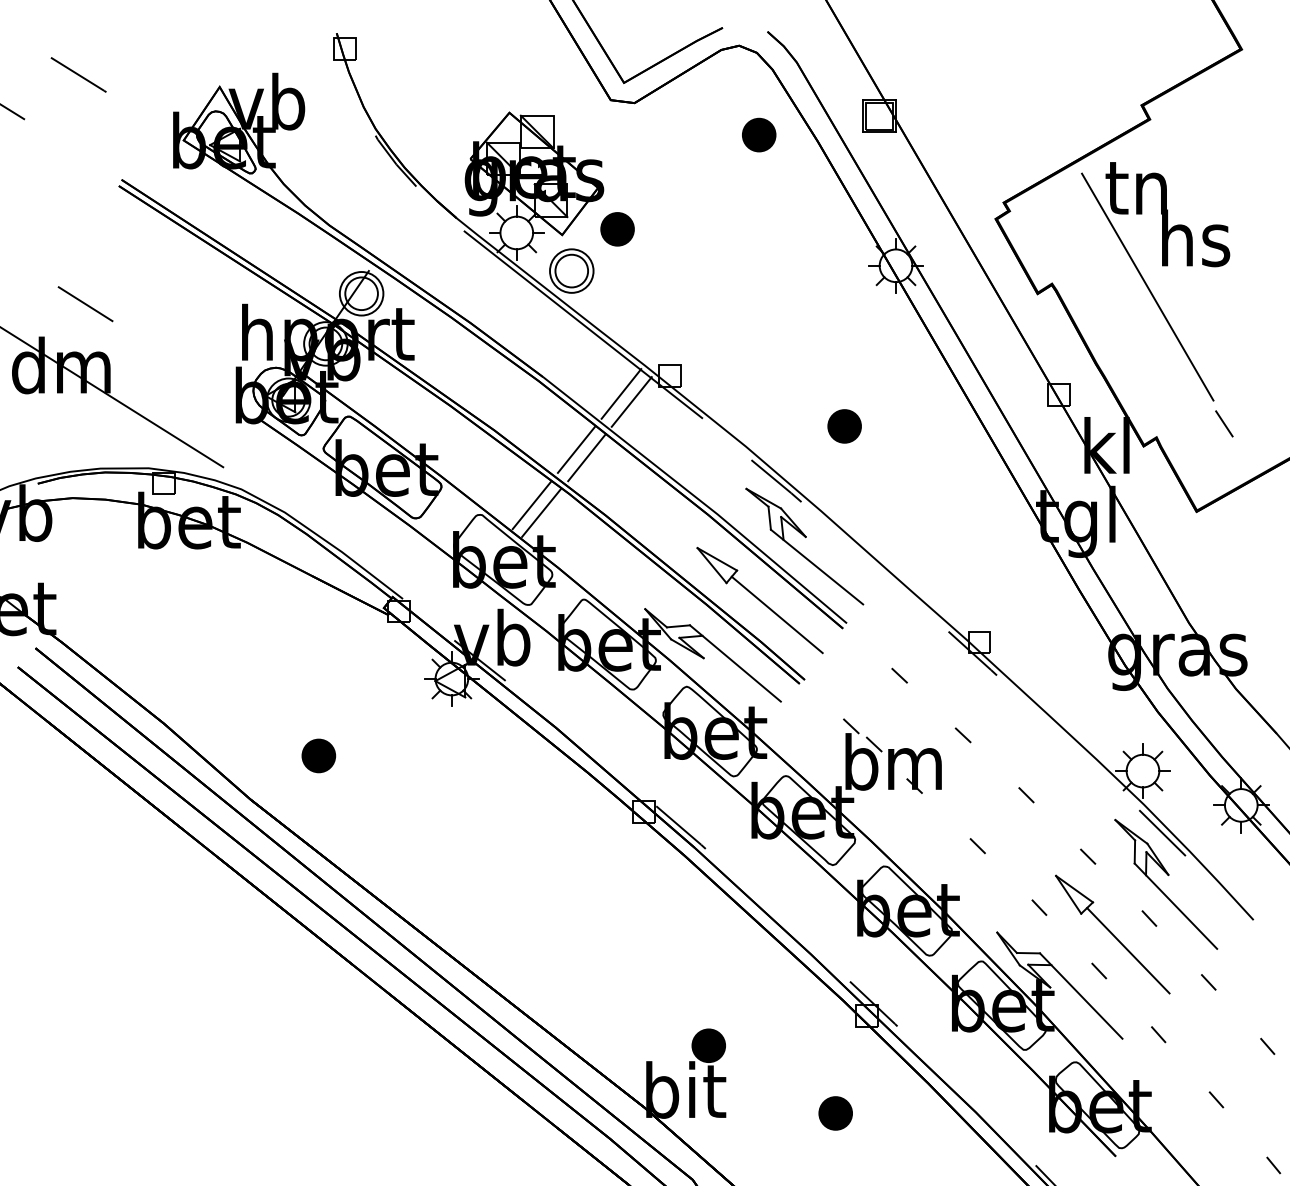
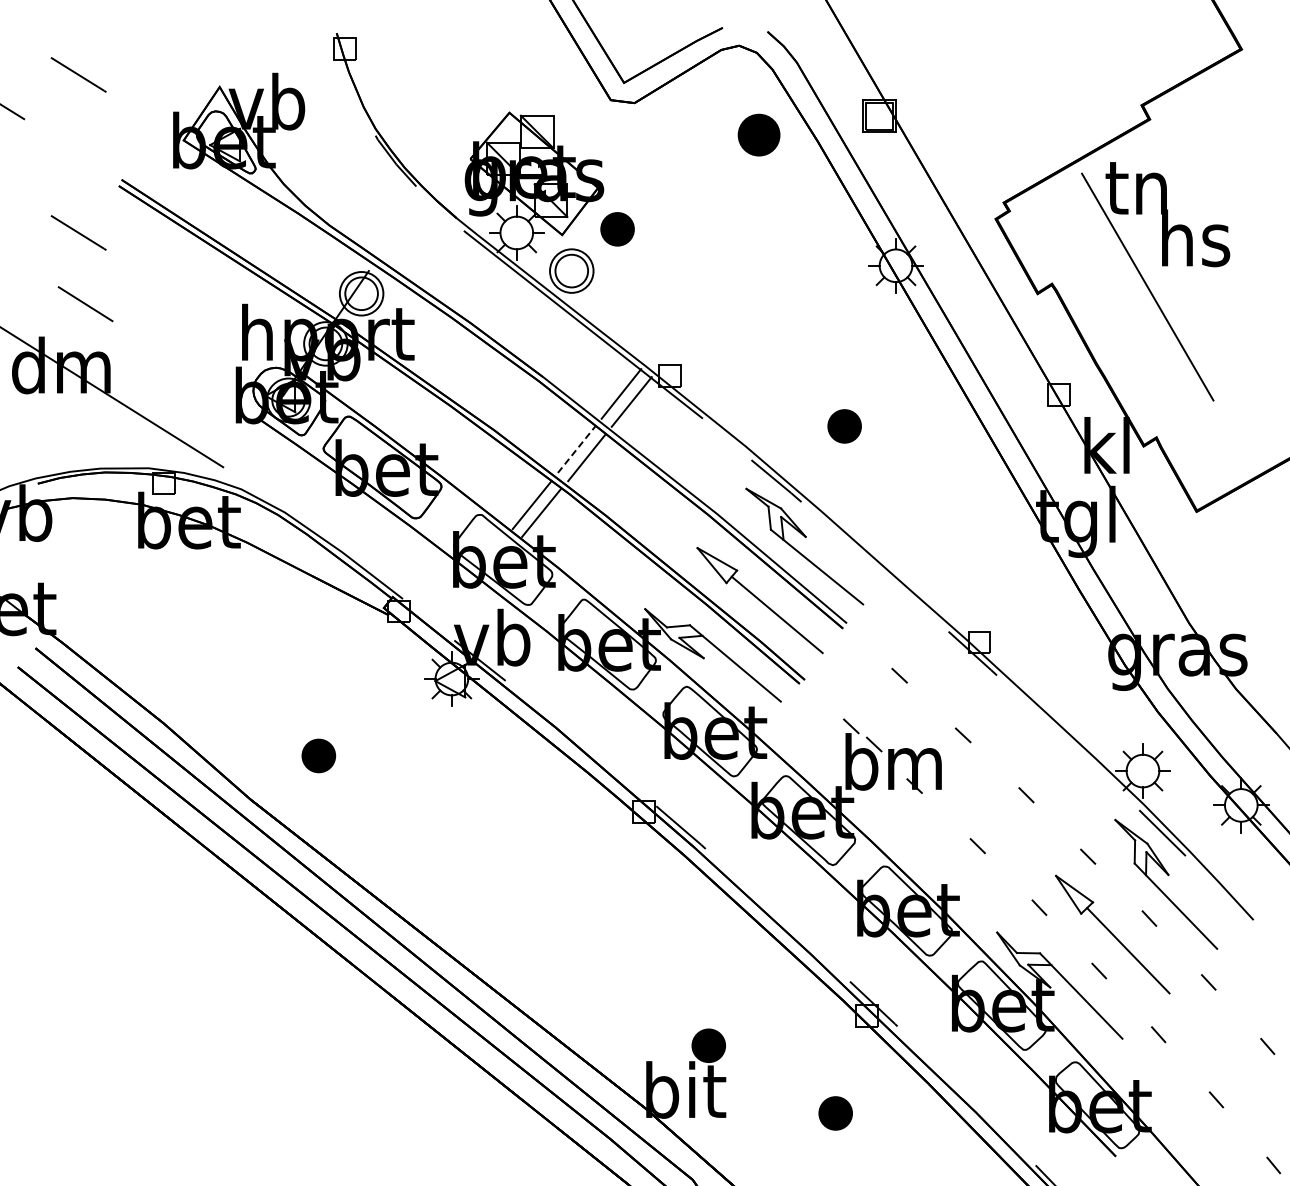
part size: 35x36 px -> 44x44 px (758, 134)
line: none -> present (78, 232)
line: present -> none (1224, 423)
line: solid -> dashed (576, 449)
